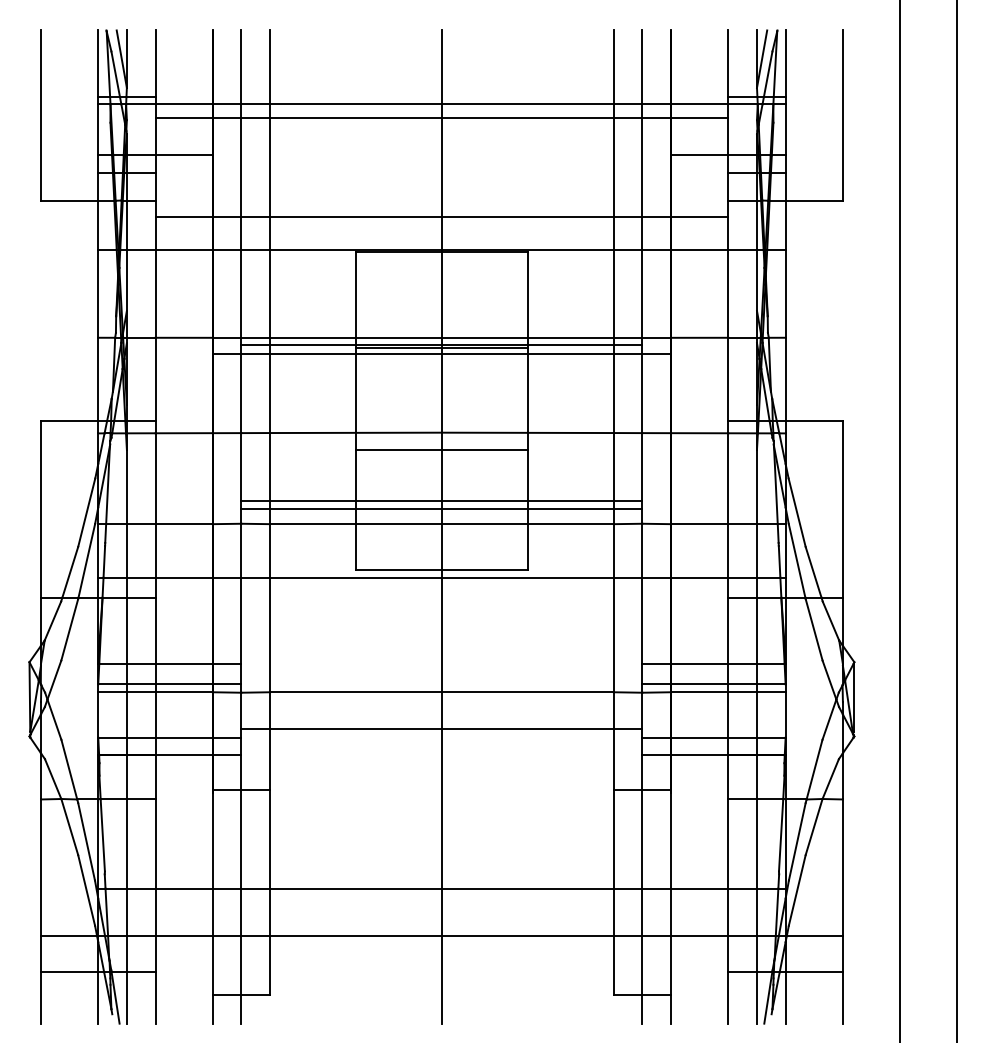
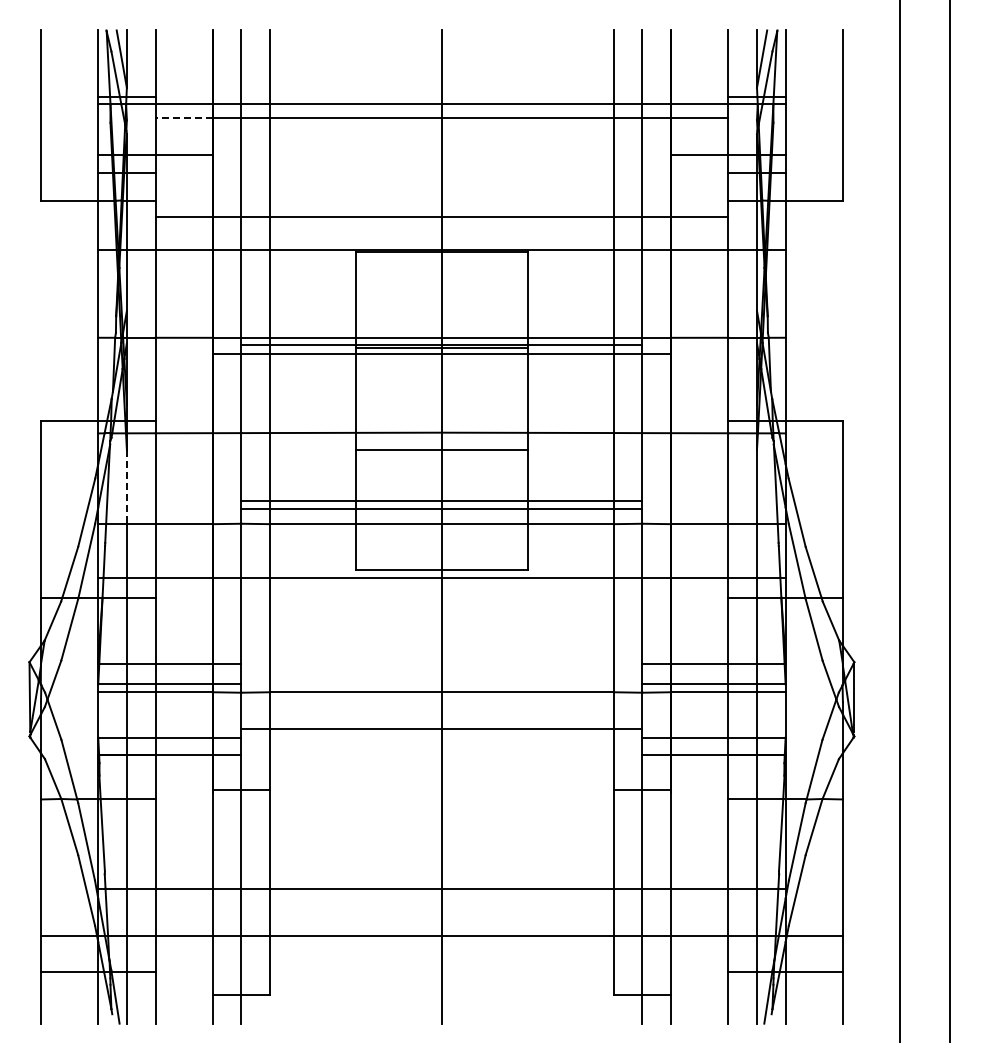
line: solid -> dashed (184, 117)
line: solid -> dashed (126, 487)
line position: (957, 520) -> (950, 520) (950, 520)
